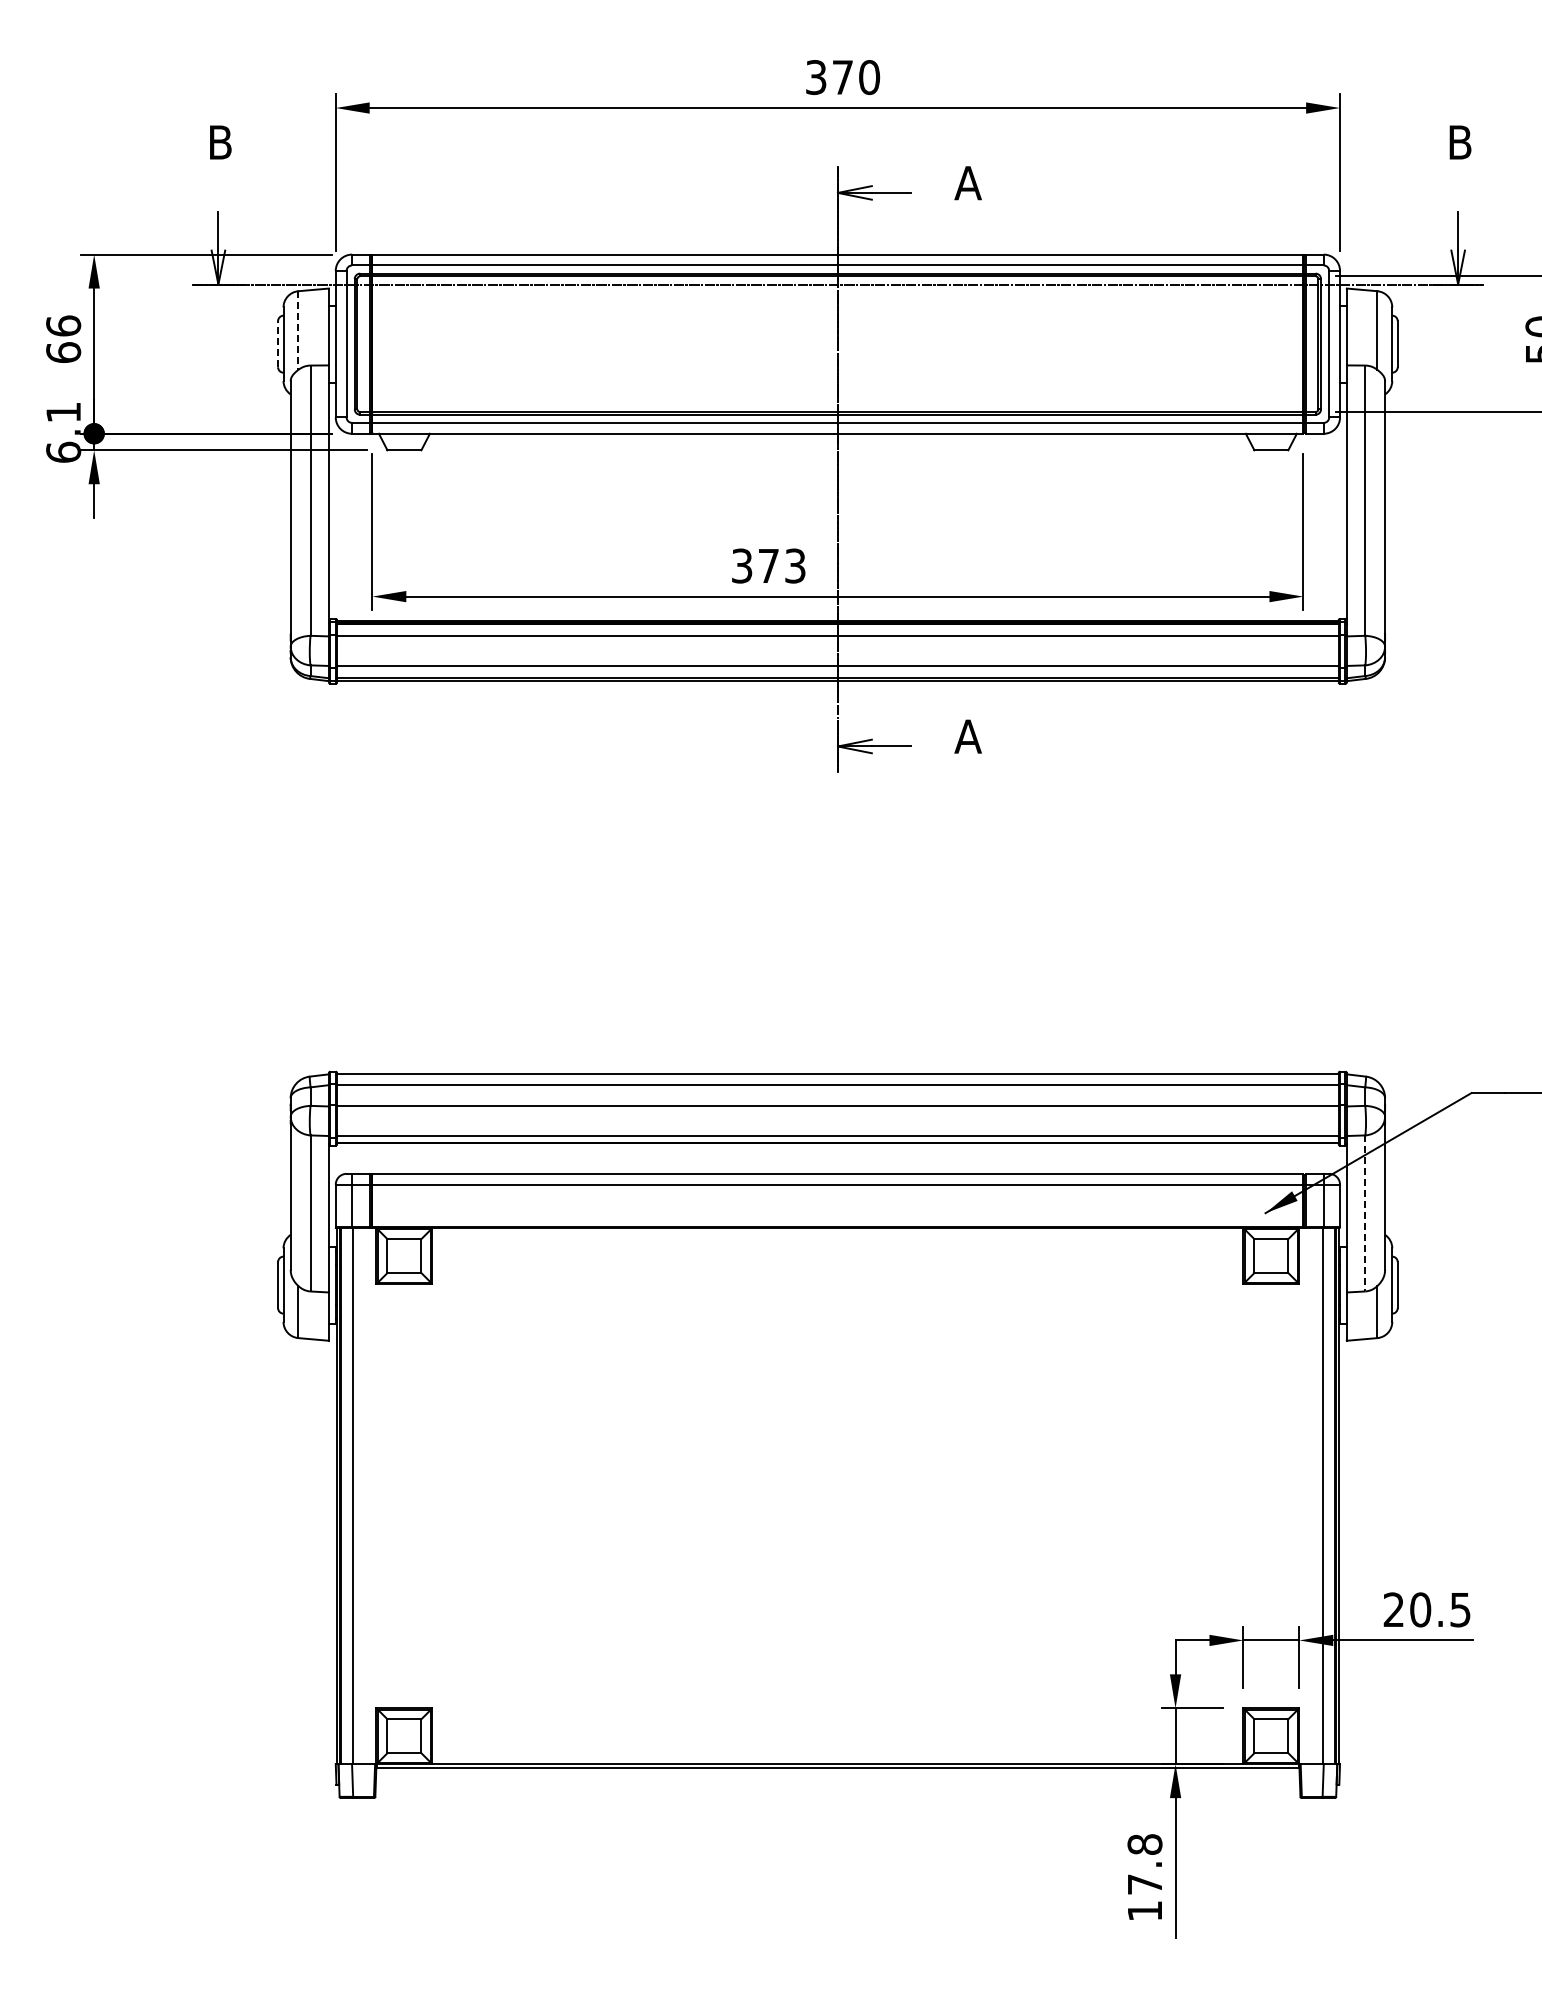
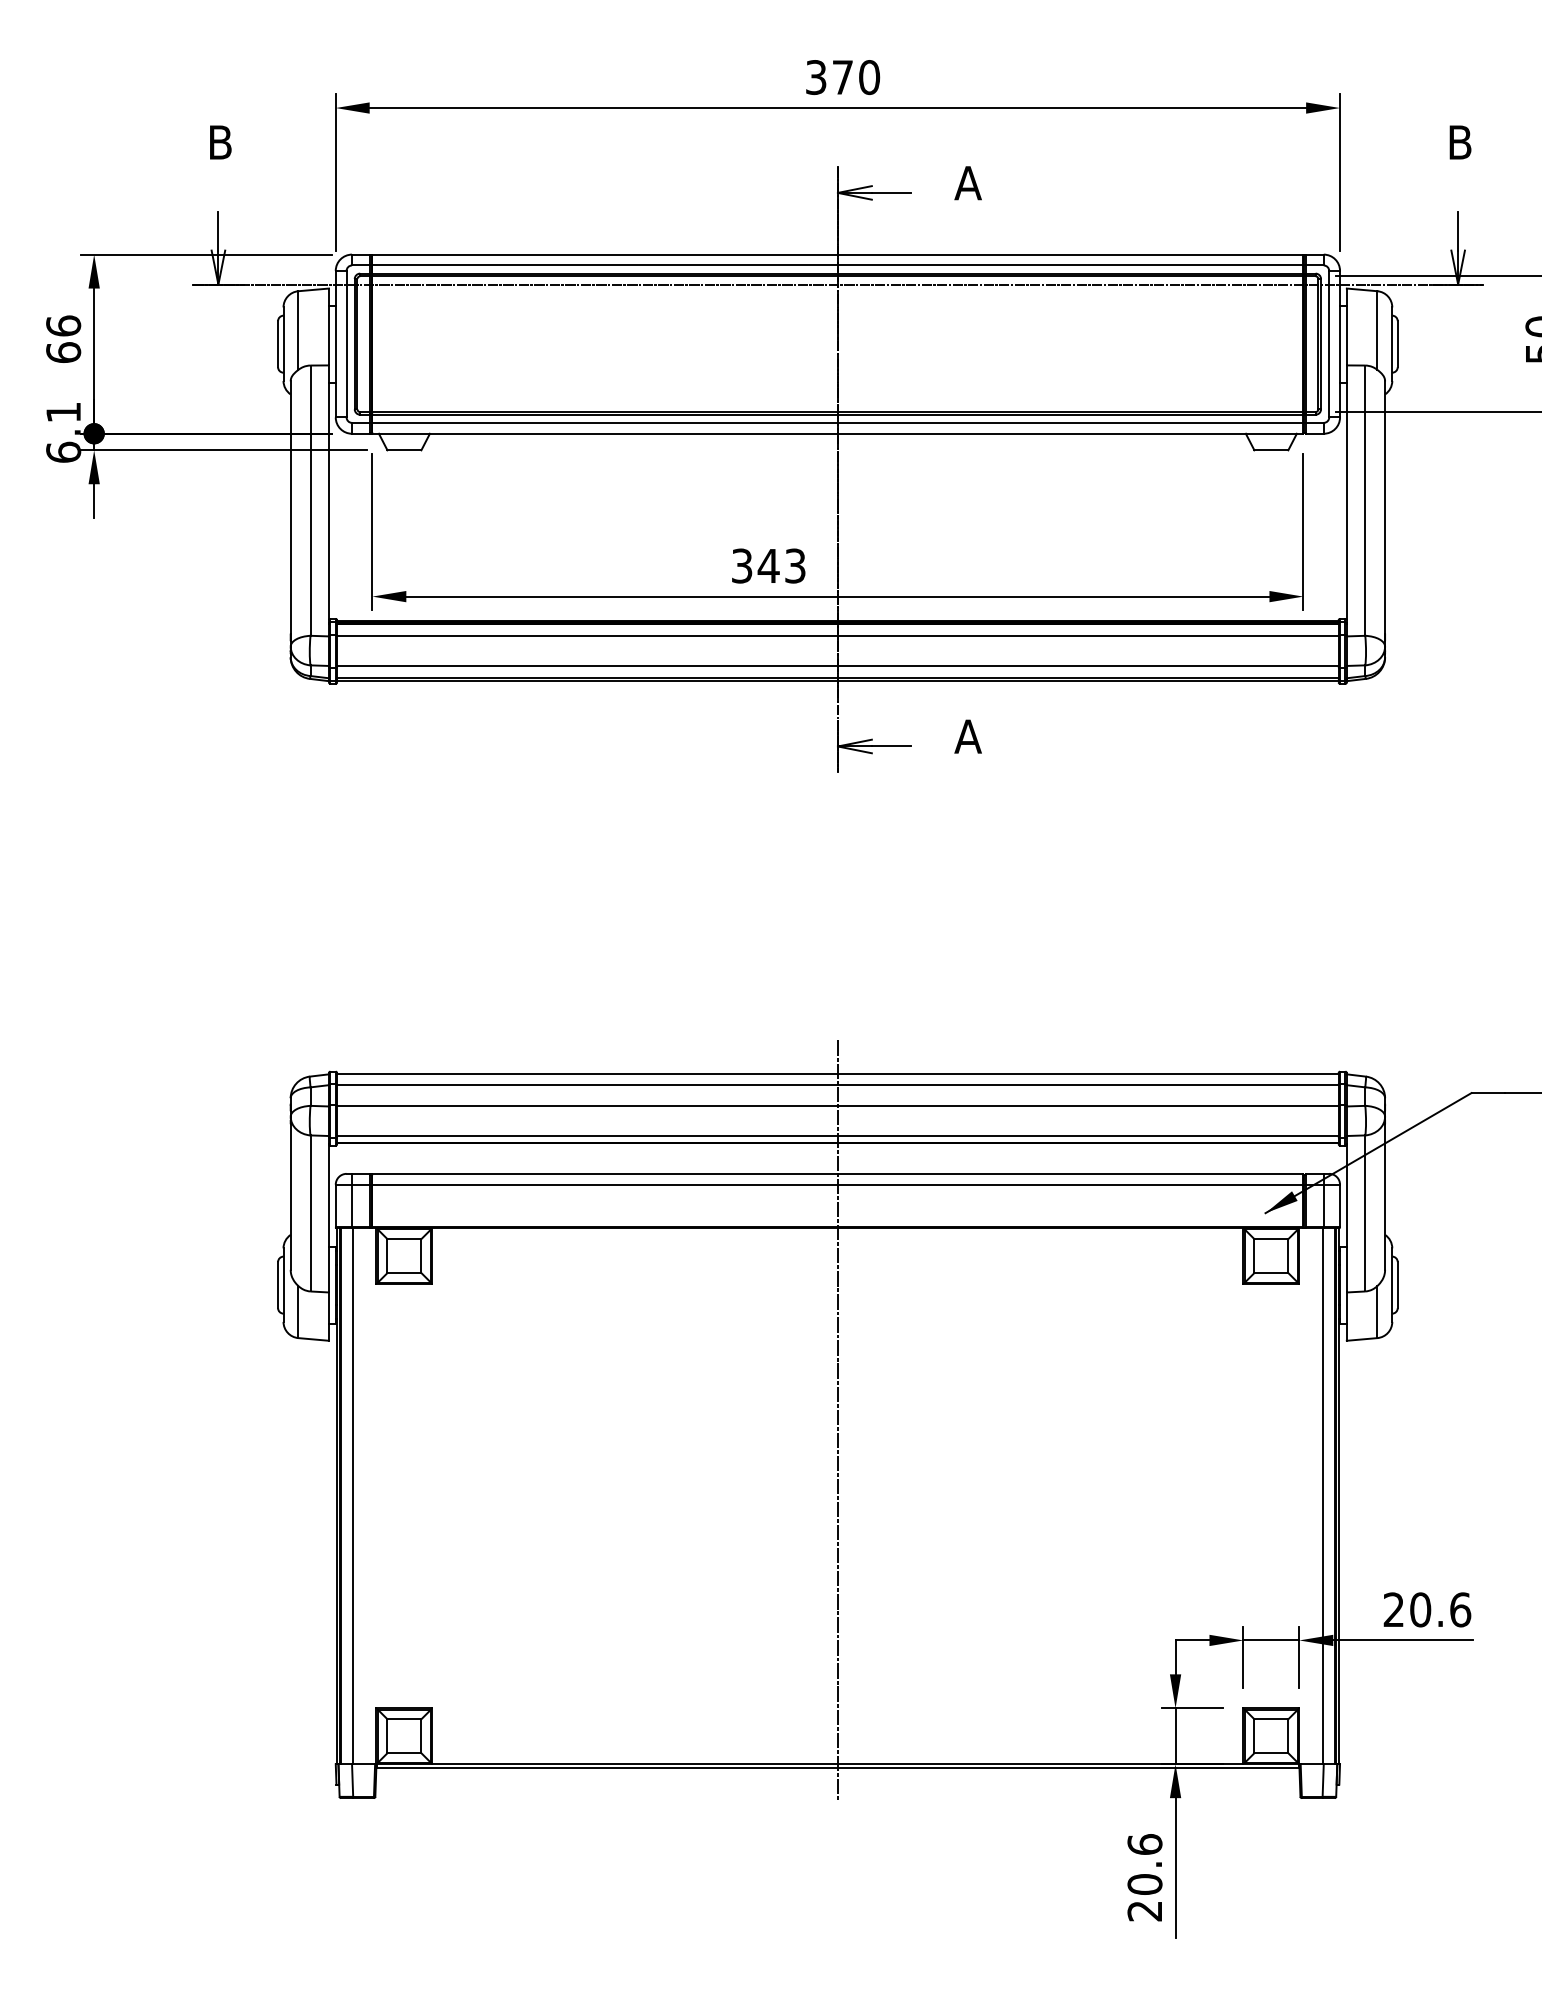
line: dashed -> solid (298, 331)
line: dashed -> solid (278, 343)
text: 373 -> 343 (768, 565)
line: dashed -> solid (1365, 1213)
line: none -> present (837, 1421)
text: 20.5 -> 20.6 (1460, 1609)
text: 17.8 -> 20.6 (1144, 1877)
